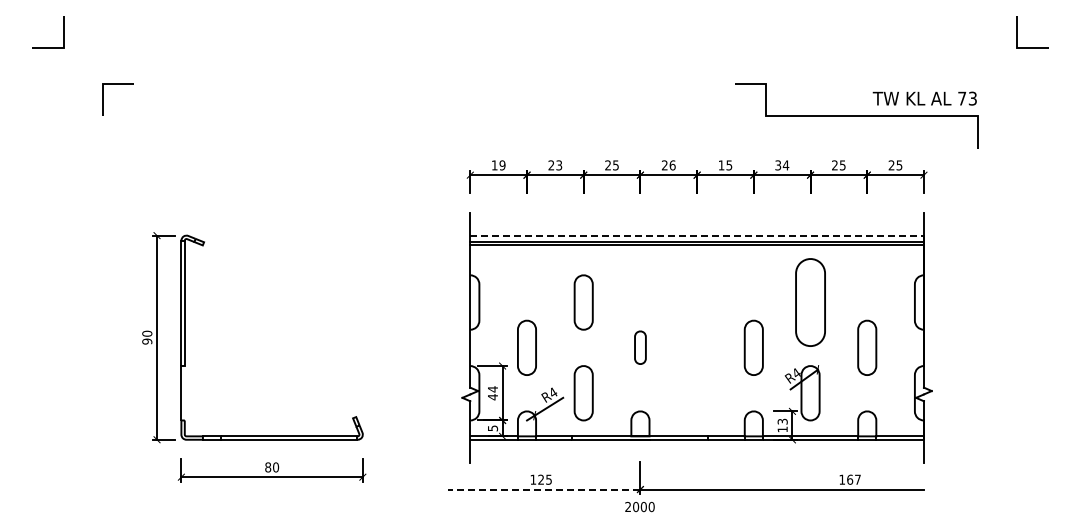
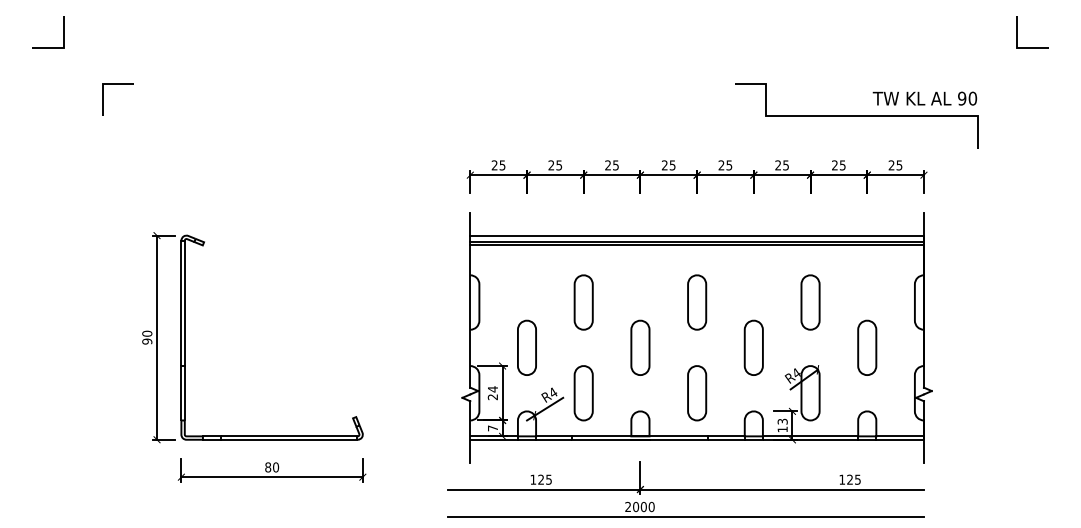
text: 73 -> 90 (967, 98)
text: 23 -> 25 (558, 164)
text: 19 -> 25 (498, 165)
text: 26 -> 25 (672, 165)
text: 15 -> 25 (721, 165)
text: 34 -> 25 (782, 165)
line: dashed -> solid (697, 235)
part: none -> present (697, 302)
part size: 31x89 px -> 21x57 px (810, 302)
part size: 13x35 px -> 21x57 px (640, 347)
line: none -> present (184, 393)
part: none -> present (697, 393)
text: 44 -> 24 (492, 397)
text: 5 -> 7 (493, 428)
text: 167 -> 125 (853, 479)
line: dashed -> solid (543, 489)
line: none -> present (685, 516)
